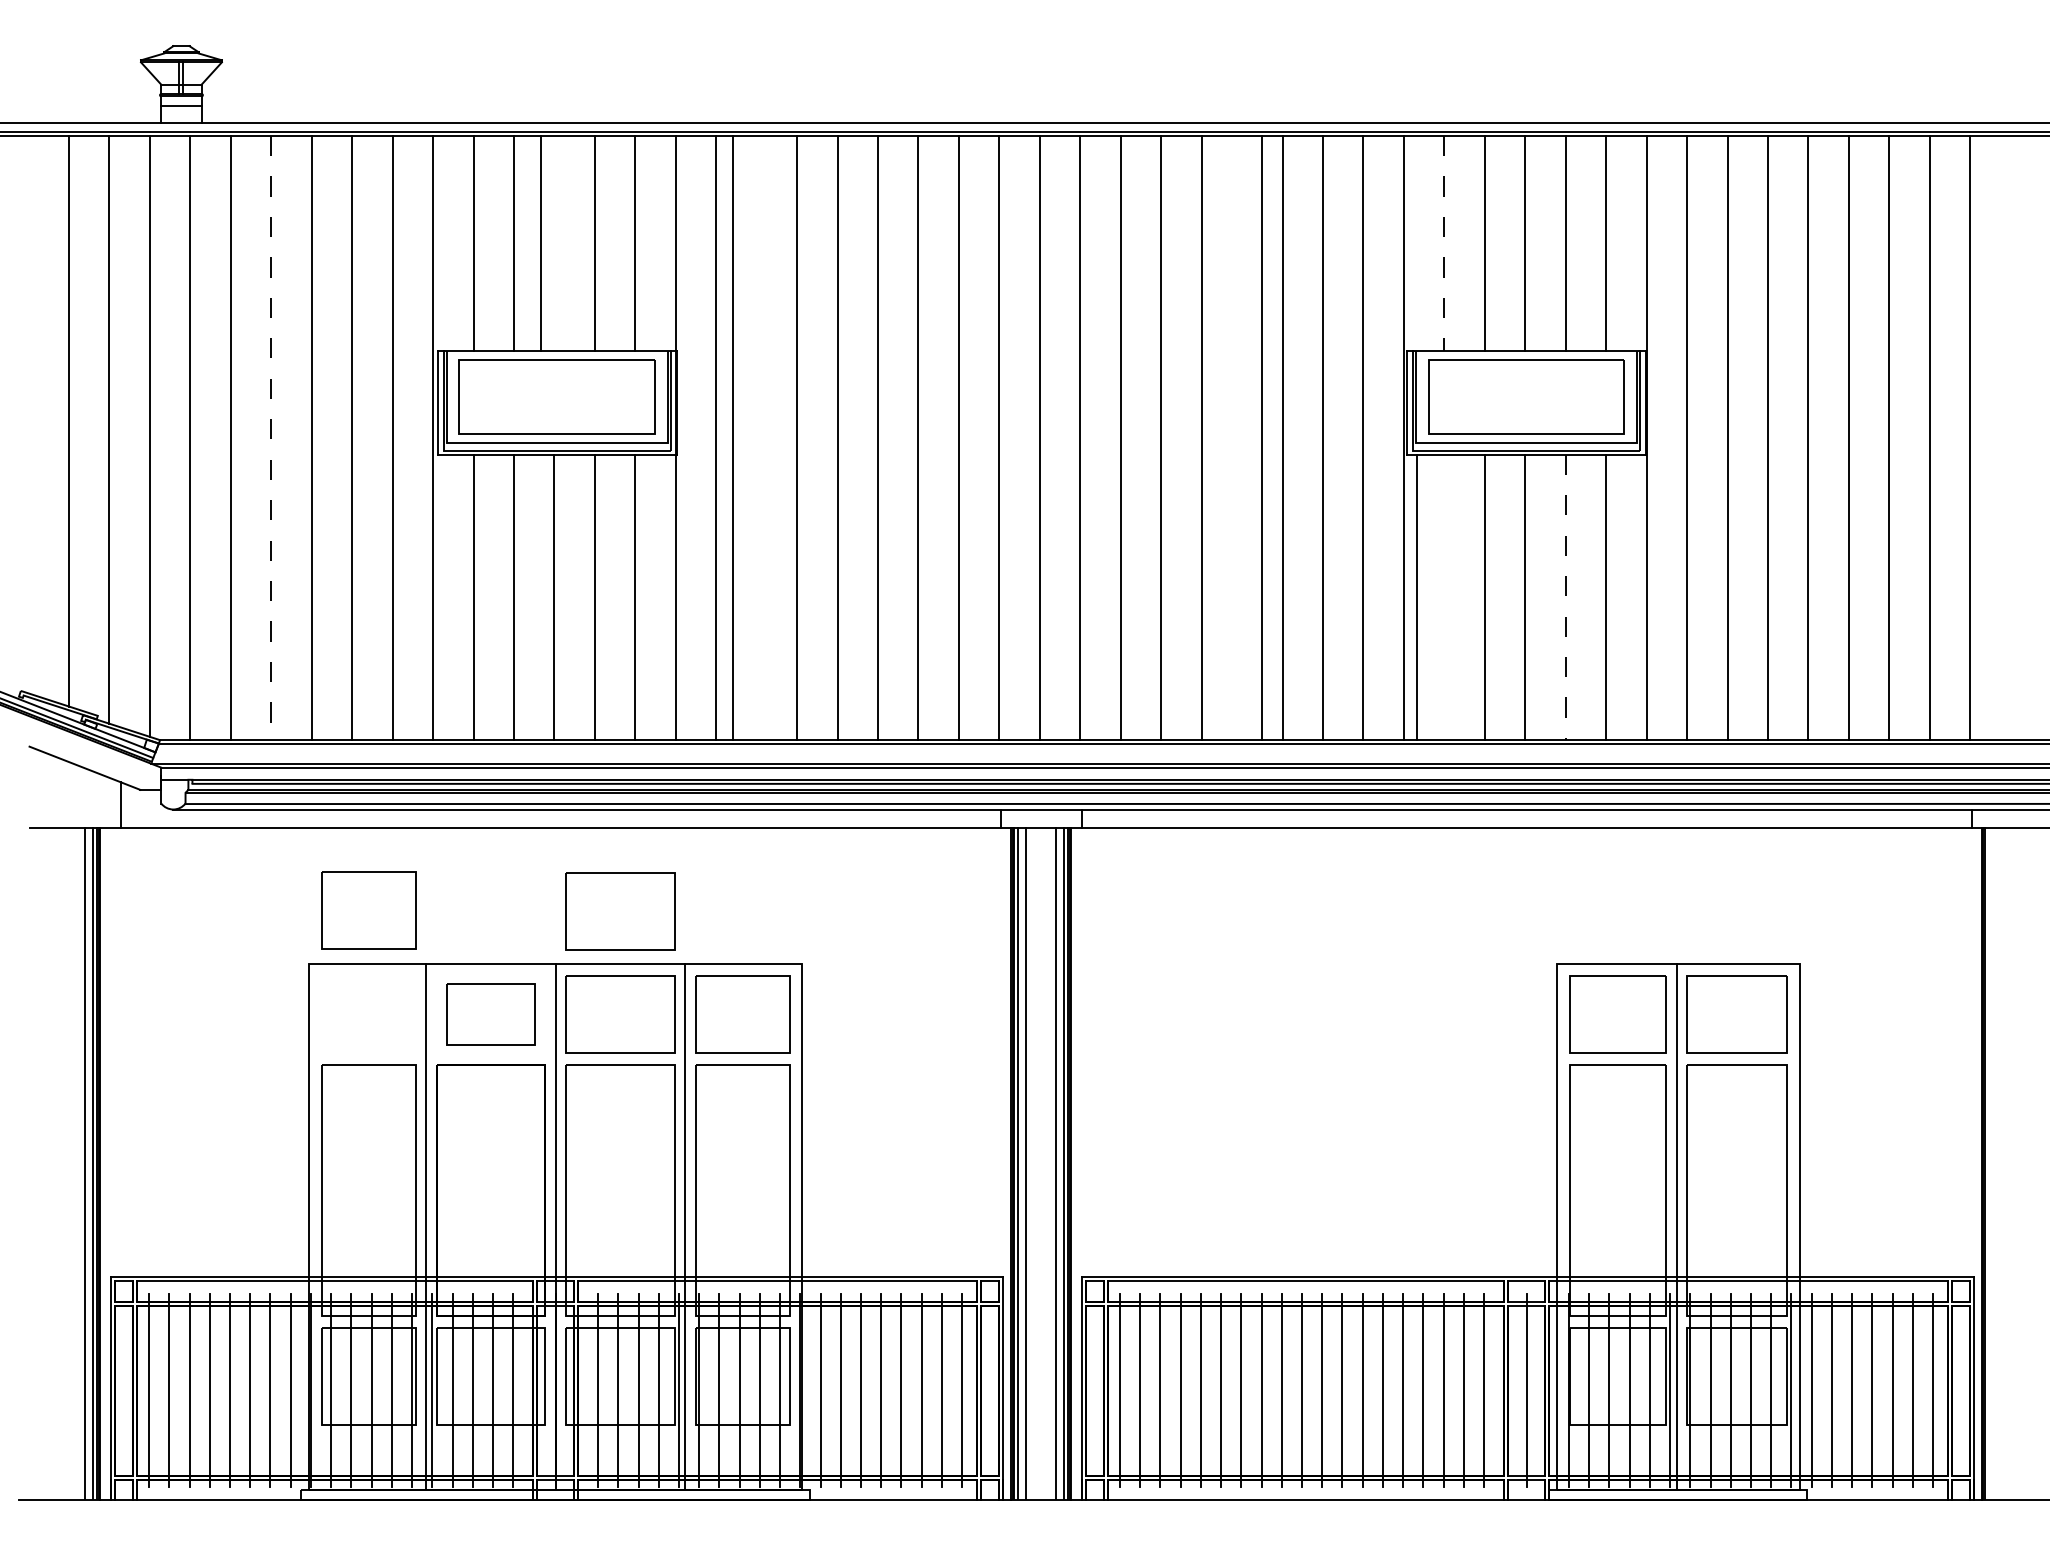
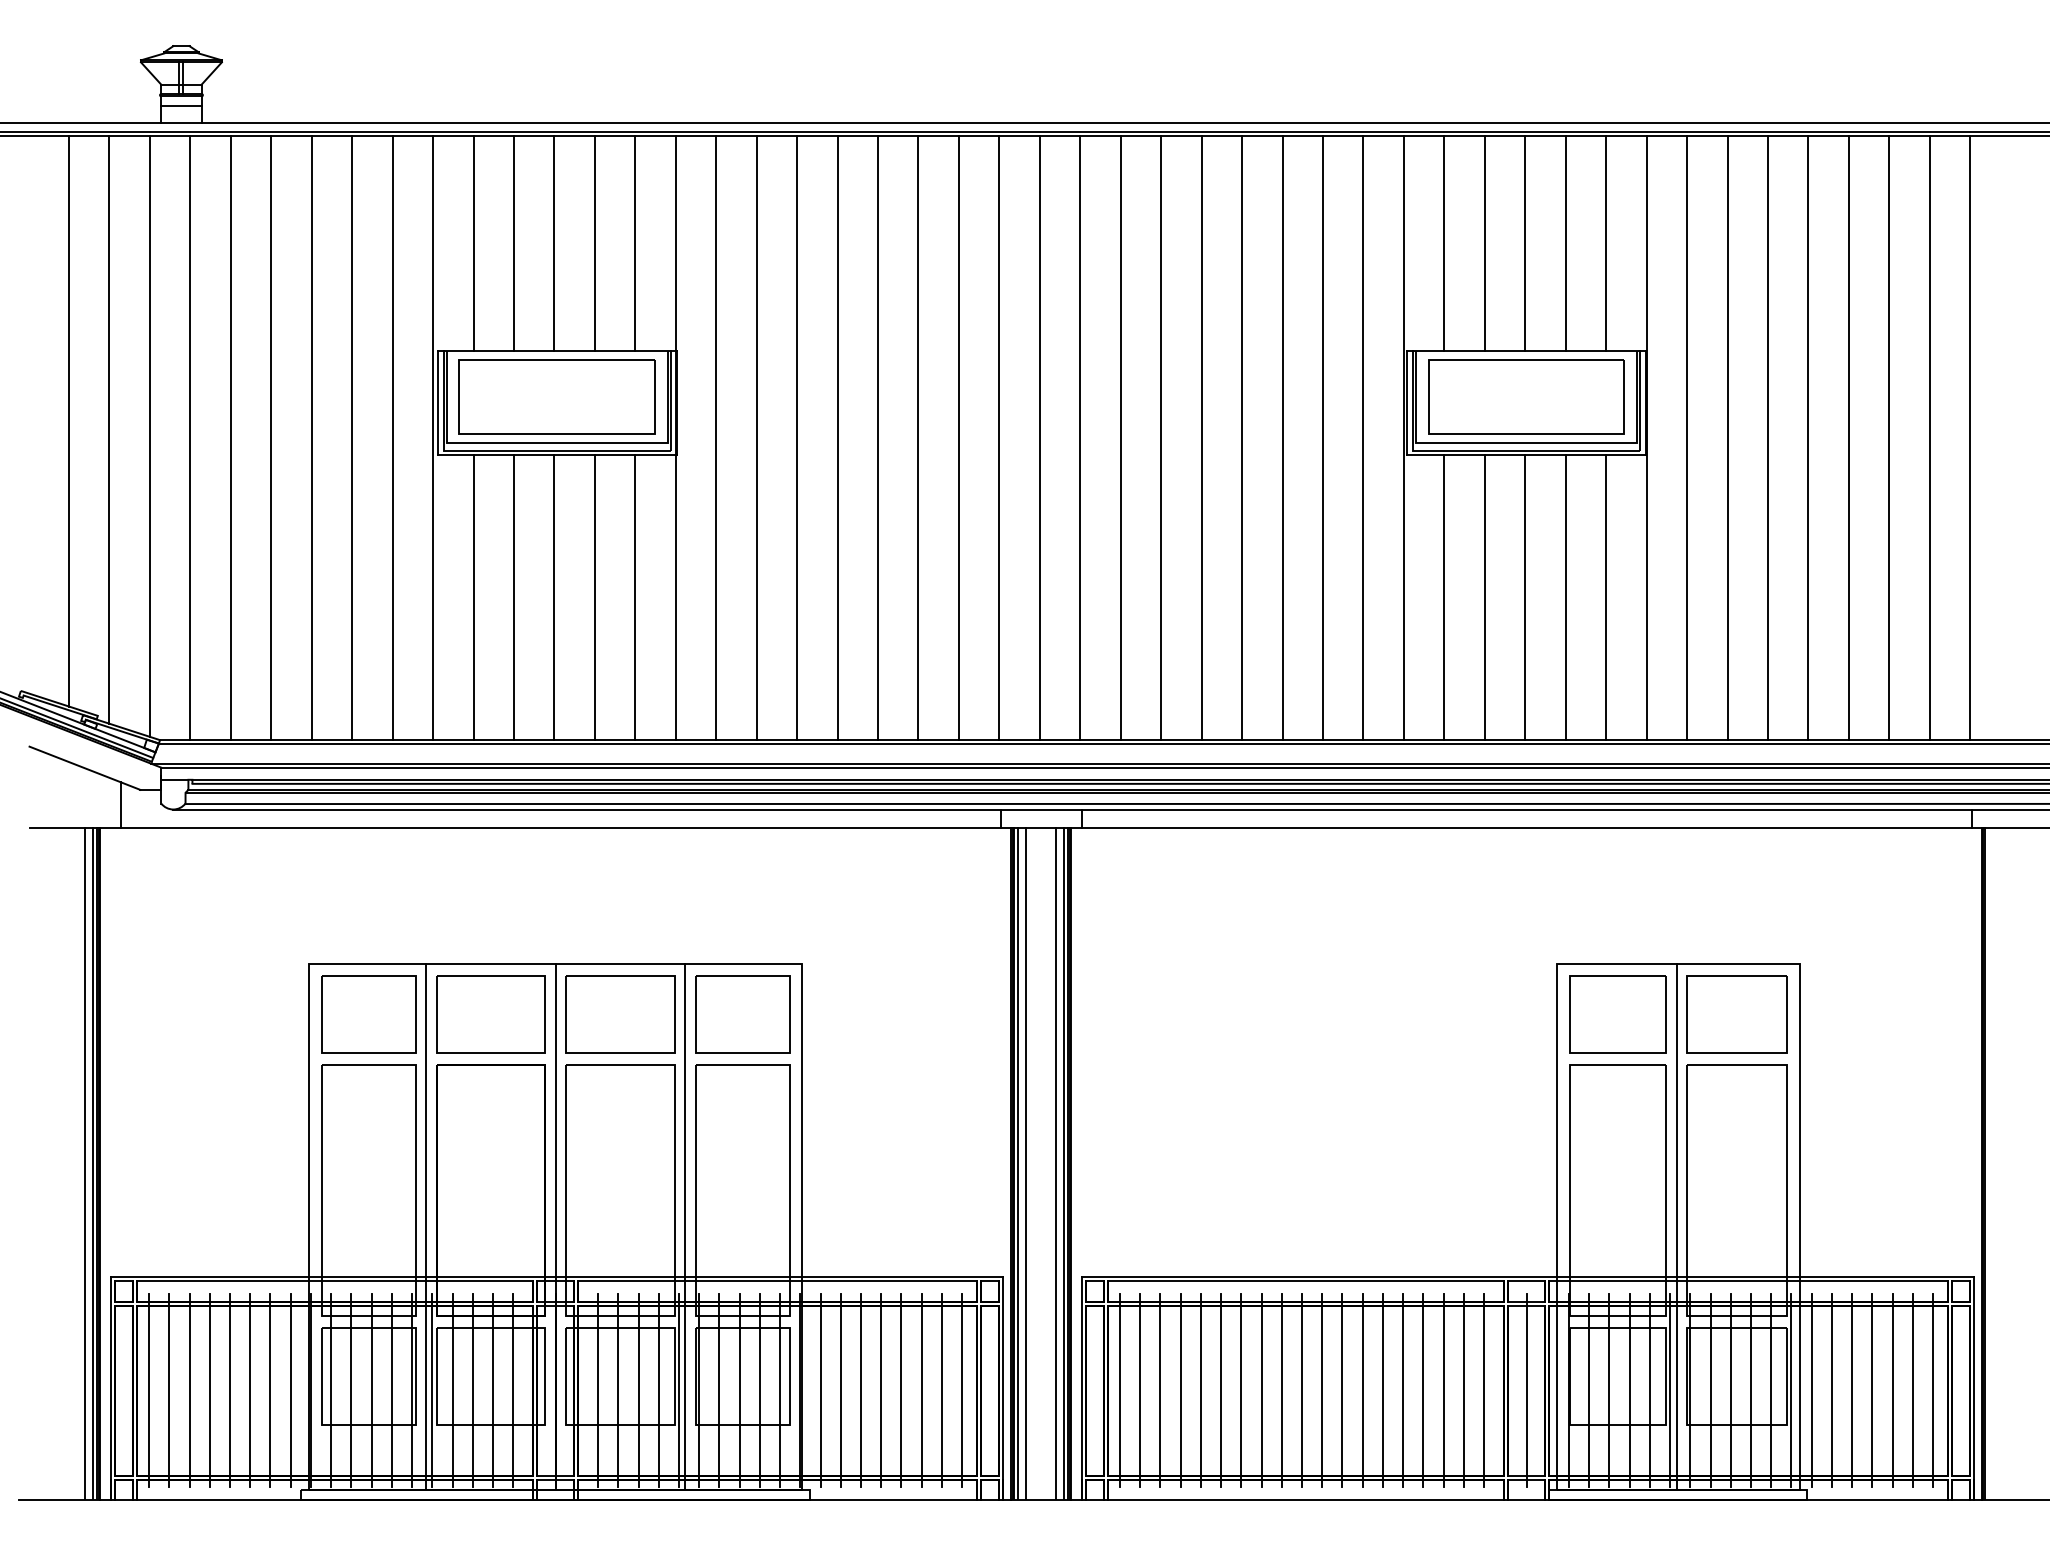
line position: (541, 242) -> (554, 242) (554, 242)
line: dashed -> solid (1444, 243)
line position: (732, 437) -> (756, 437) (756, 437)
line position: (1262, 437) -> (1242, 437) (1242, 437)
line: dashed -> solid (271, 438)
line position: (1417, 597) -> (1444, 597) (1444, 597)
line: dashed -> solid (1565, 597)
part position: (368, 910) -> (368, 1014) (368, 1014)
part: present -> none (620, 911)
part size: 90x63 px -> 110x79 px (490, 1014)
